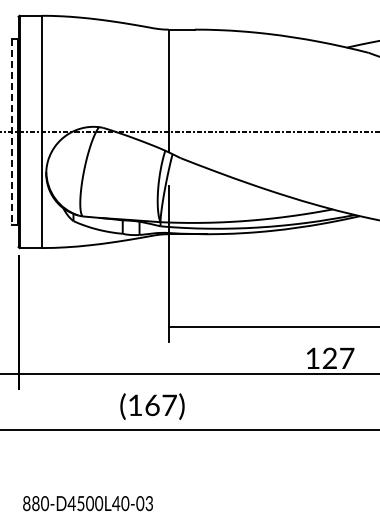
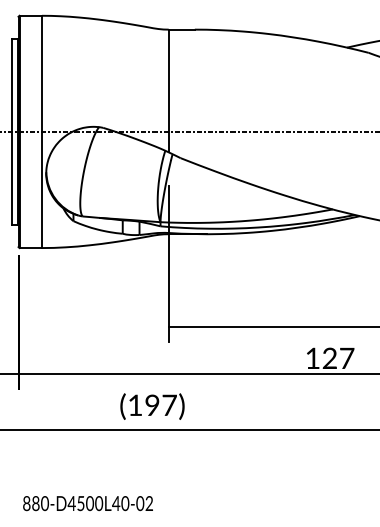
line: dashed -> solid (12, 131)
text: (167) -> (197) (152, 405)
text: 880-D4500L40-03 -> 880-D4500L40-02 (148, 506)
